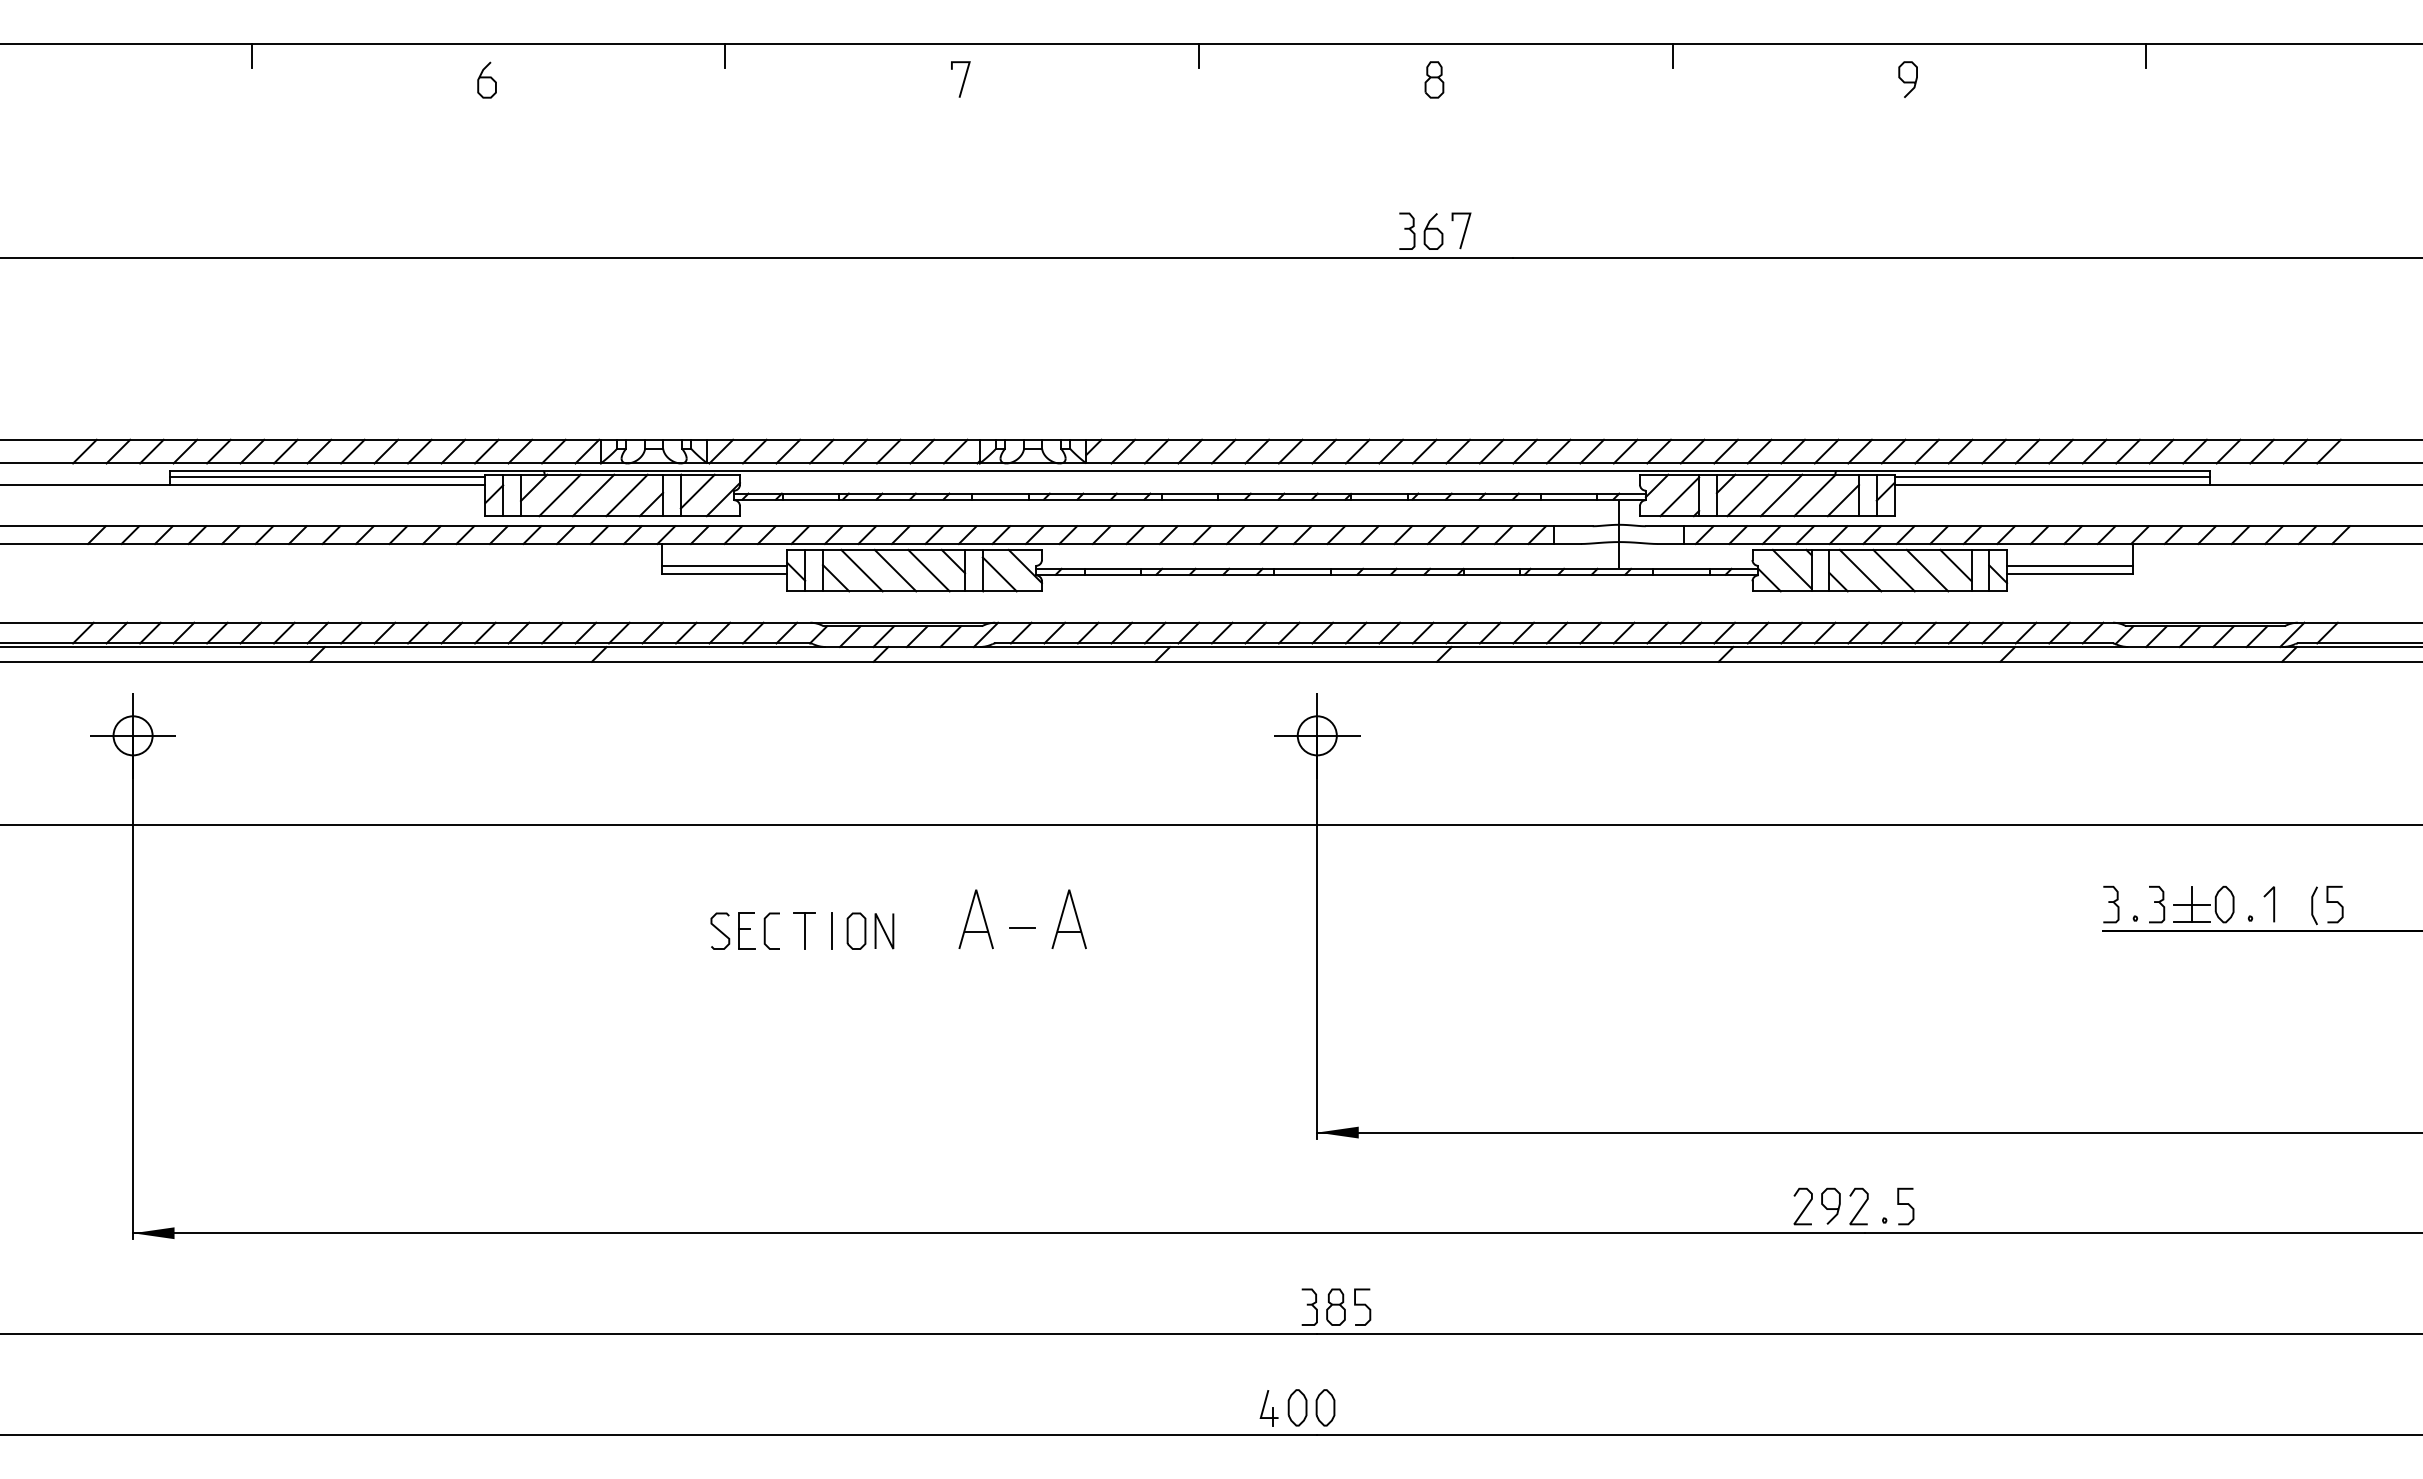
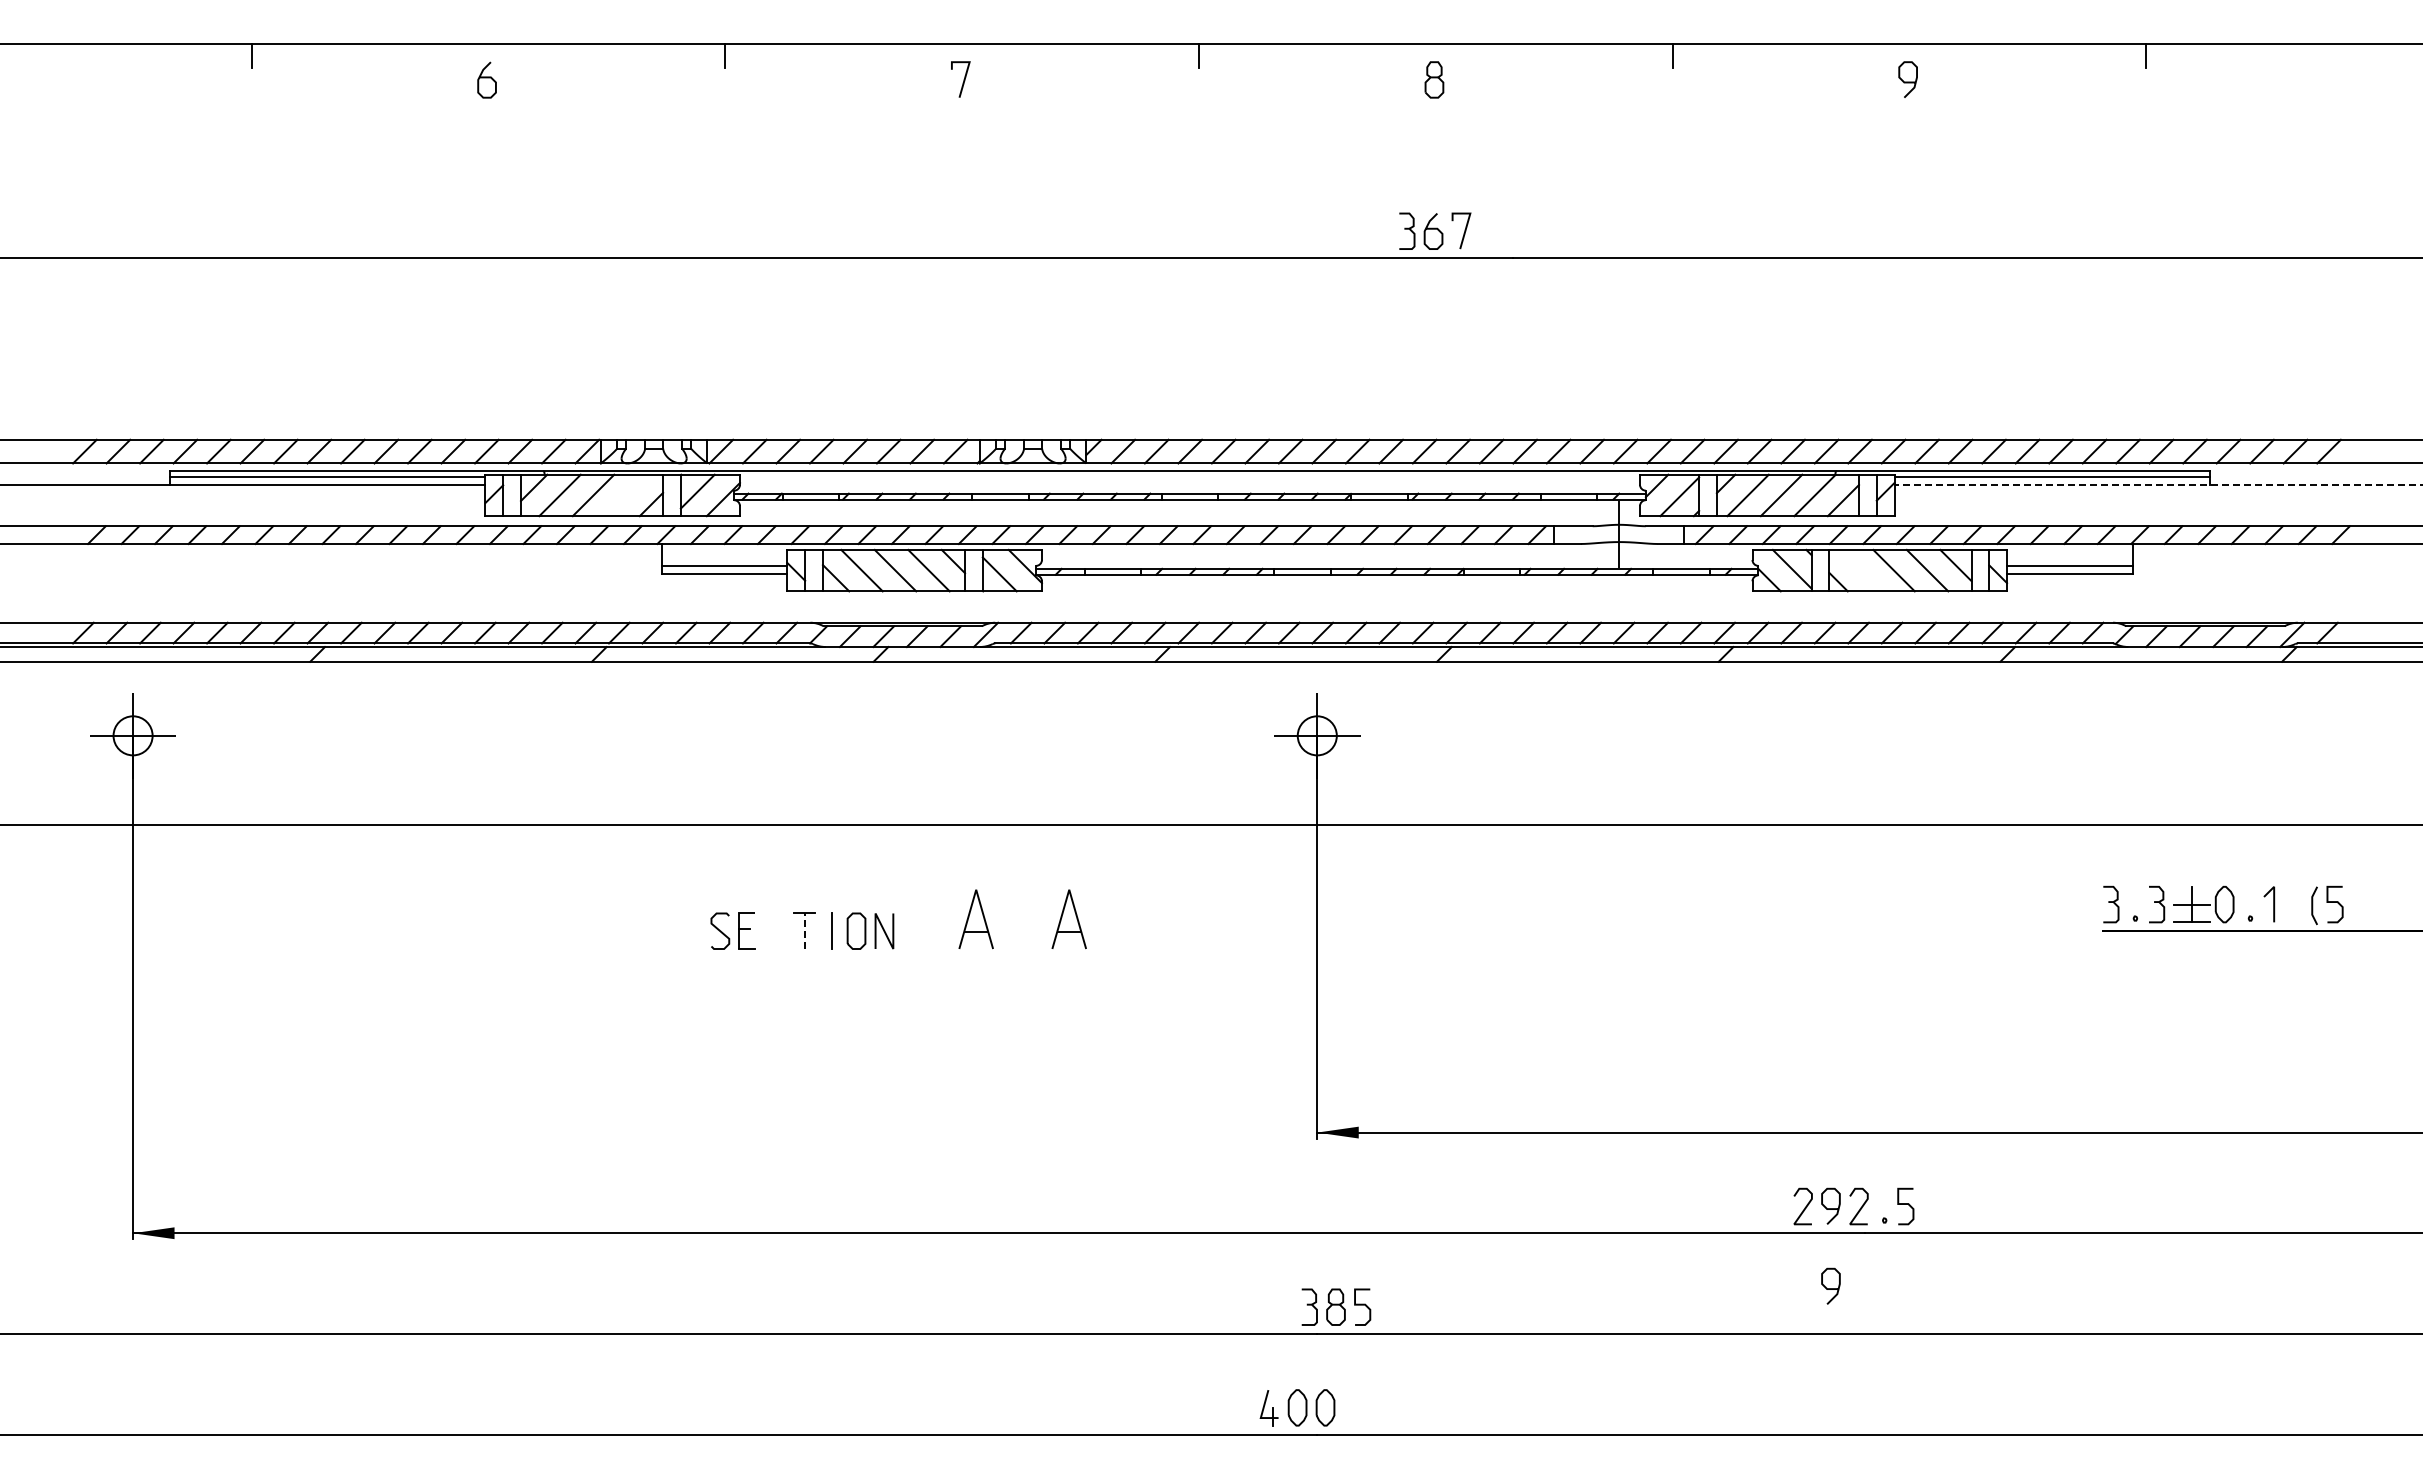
line: solid -> dashed (2158, 484)
line: present -> none (626, 495)
line: present -> none (1860, 570)
line: present -> none (1022, 927)
curve: present -> none (765, 930)
line: solid -> dashed (804, 931)
curve: none -> present (1830, 1288)
